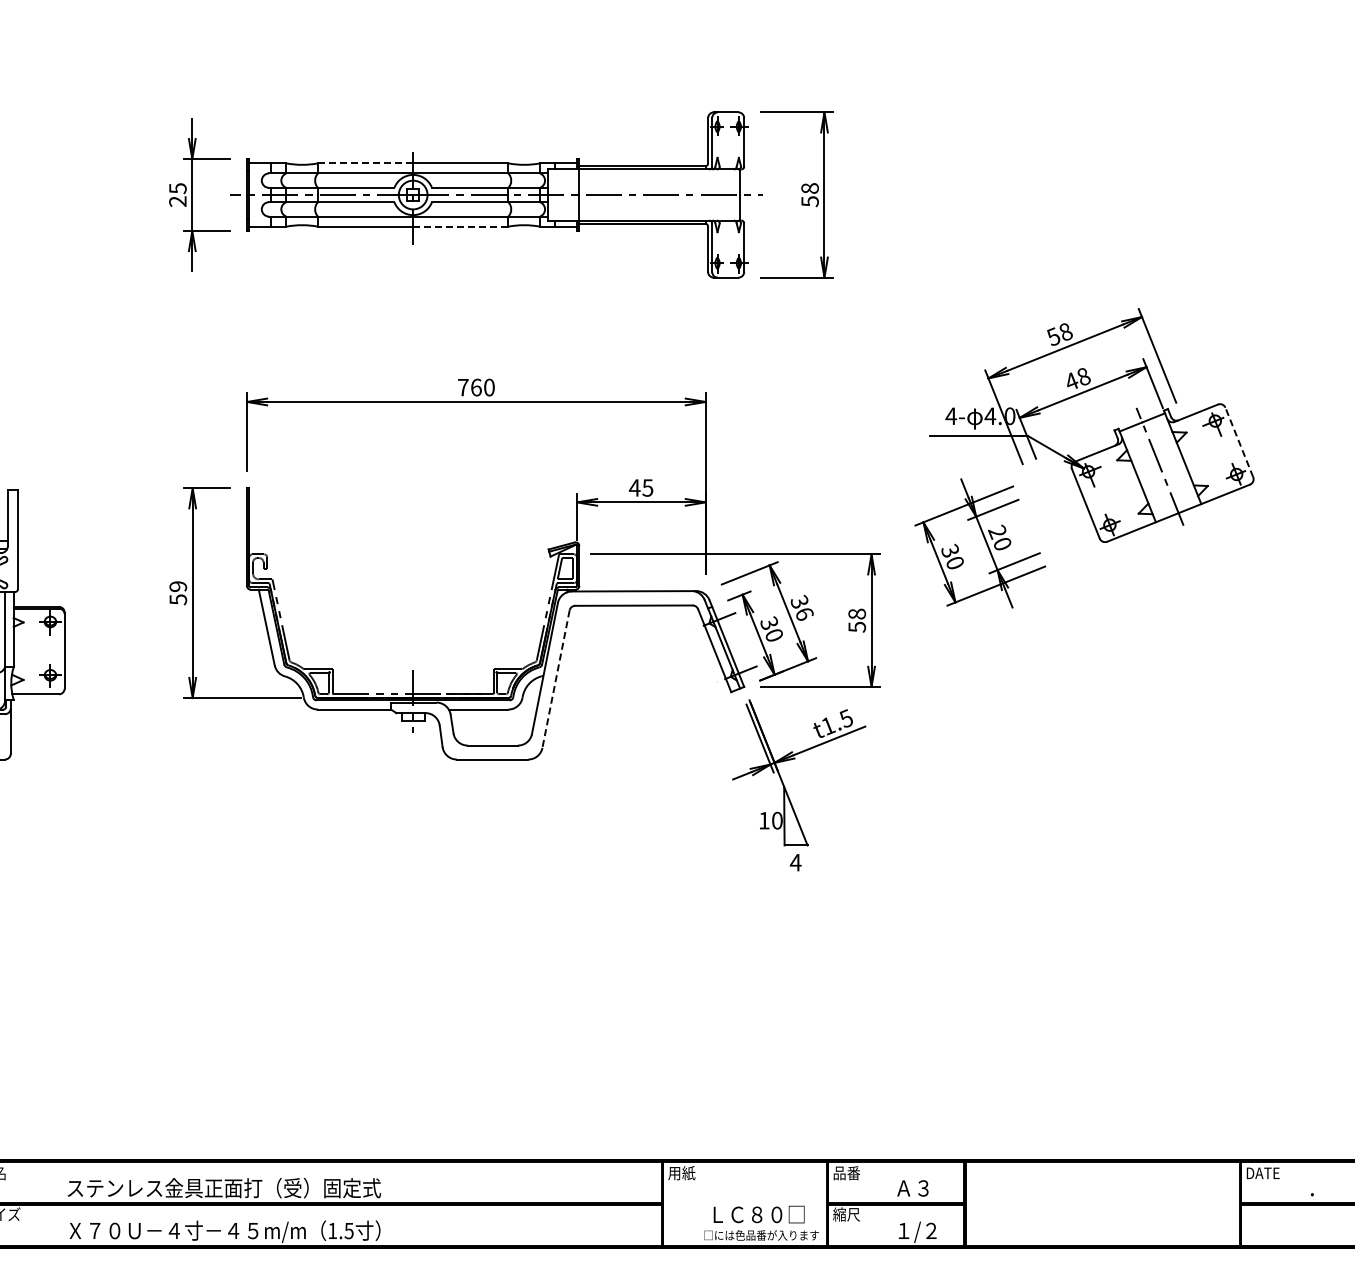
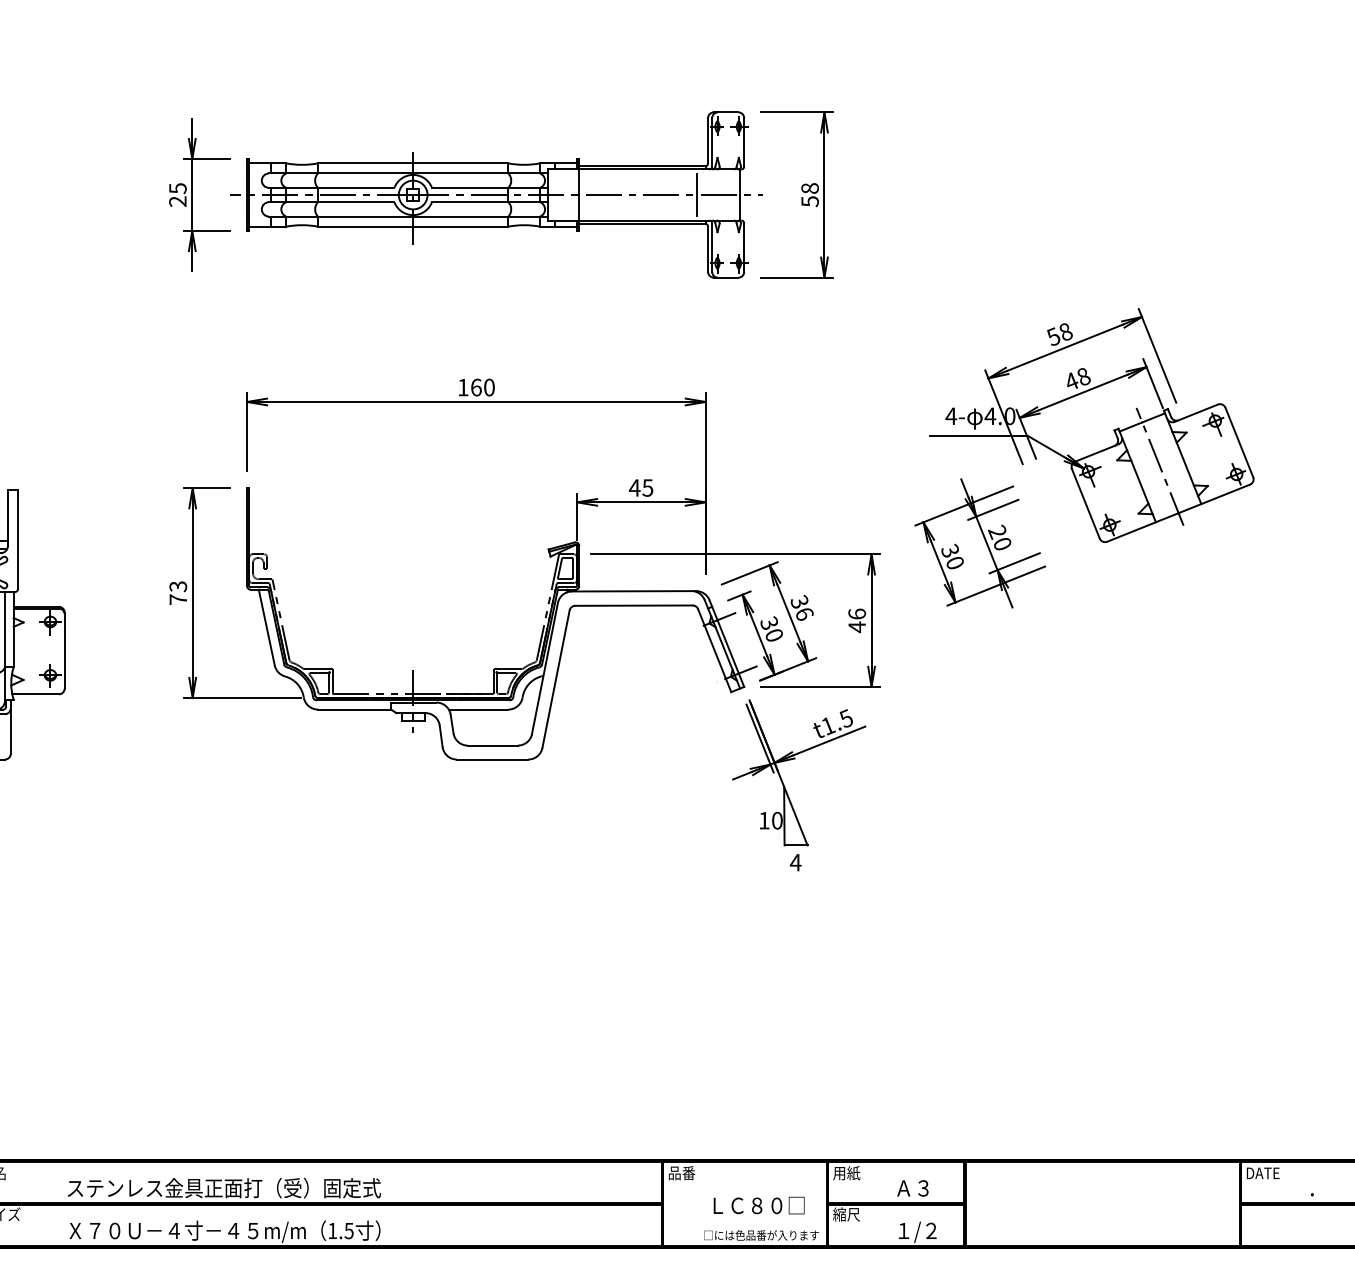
line: dashed -> solid (365, 163)
line: none -> present (696, 195)
line: dashed -> solid (460, 226)
text: 760 -> 160 (463, 387)
line: dashed -> solid (1239, 442)
text: 59 -> 73 (178, 593)
text: 58 -> 46 (857, 620)
line: dashed -> solid (555, 679)
text: 用紙 -> 品番 (681, 1173)
text: 品番 -> 用紙 (846, 1173)
text position: (758, 1214) -> (758, 1205) (758, 1205)
